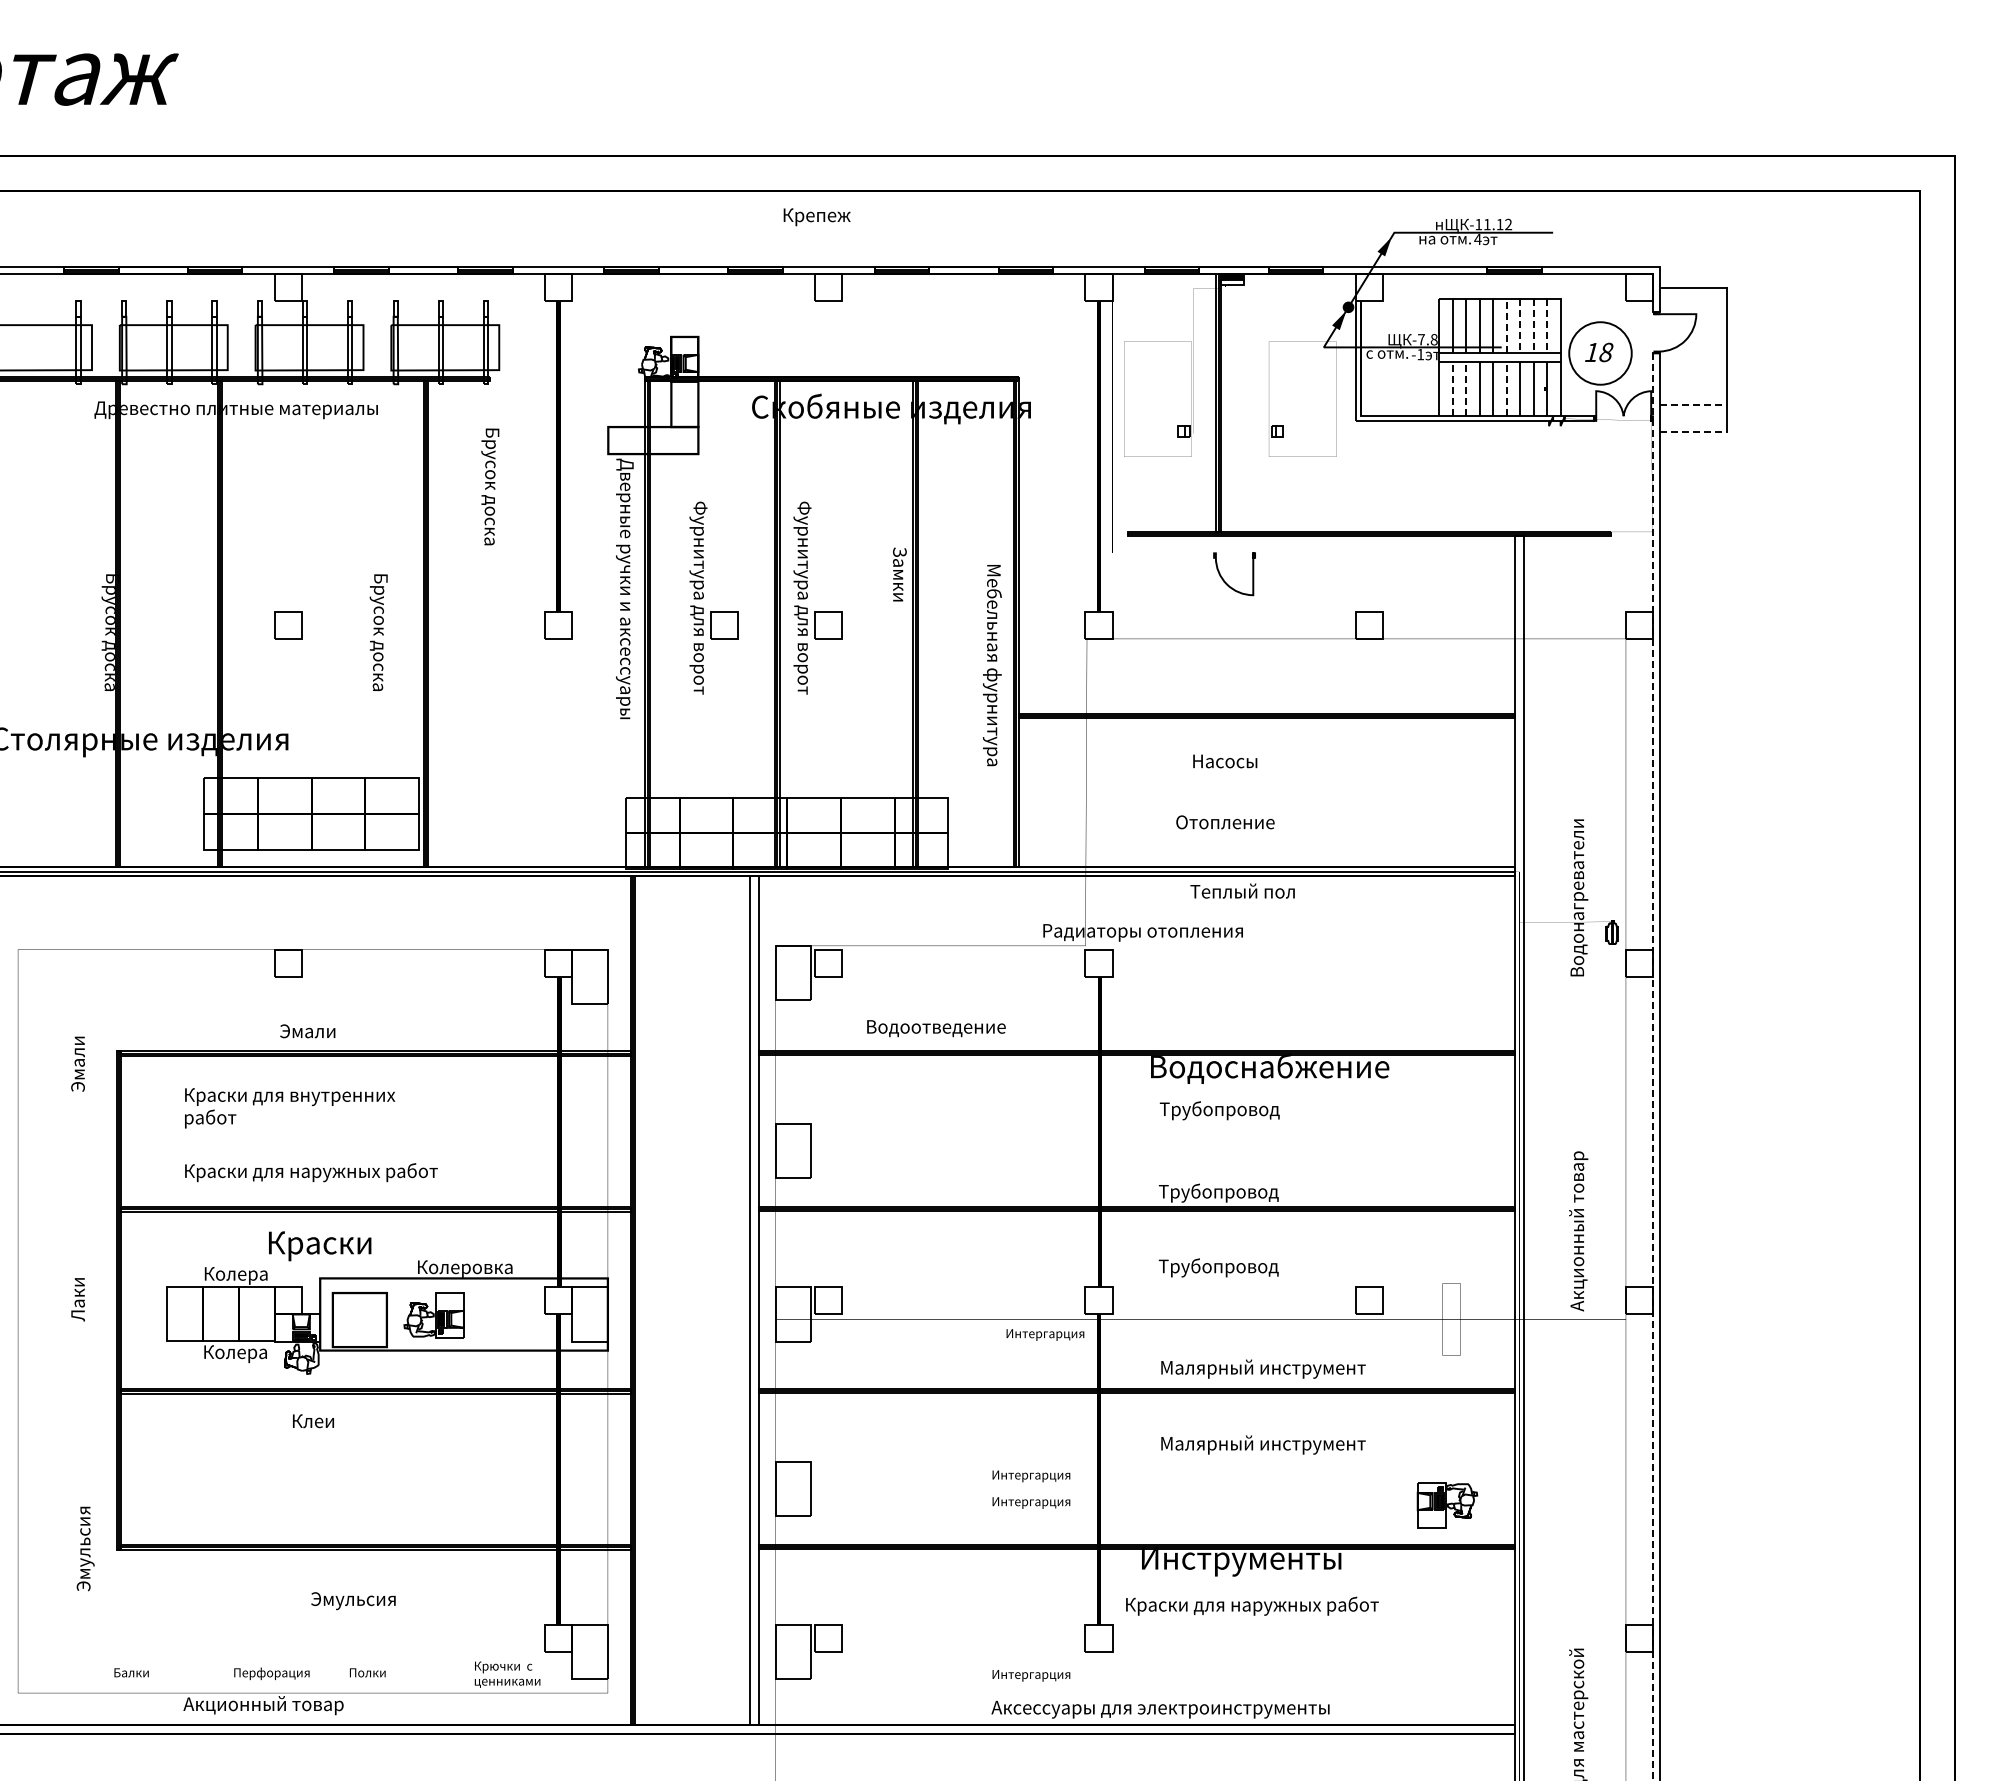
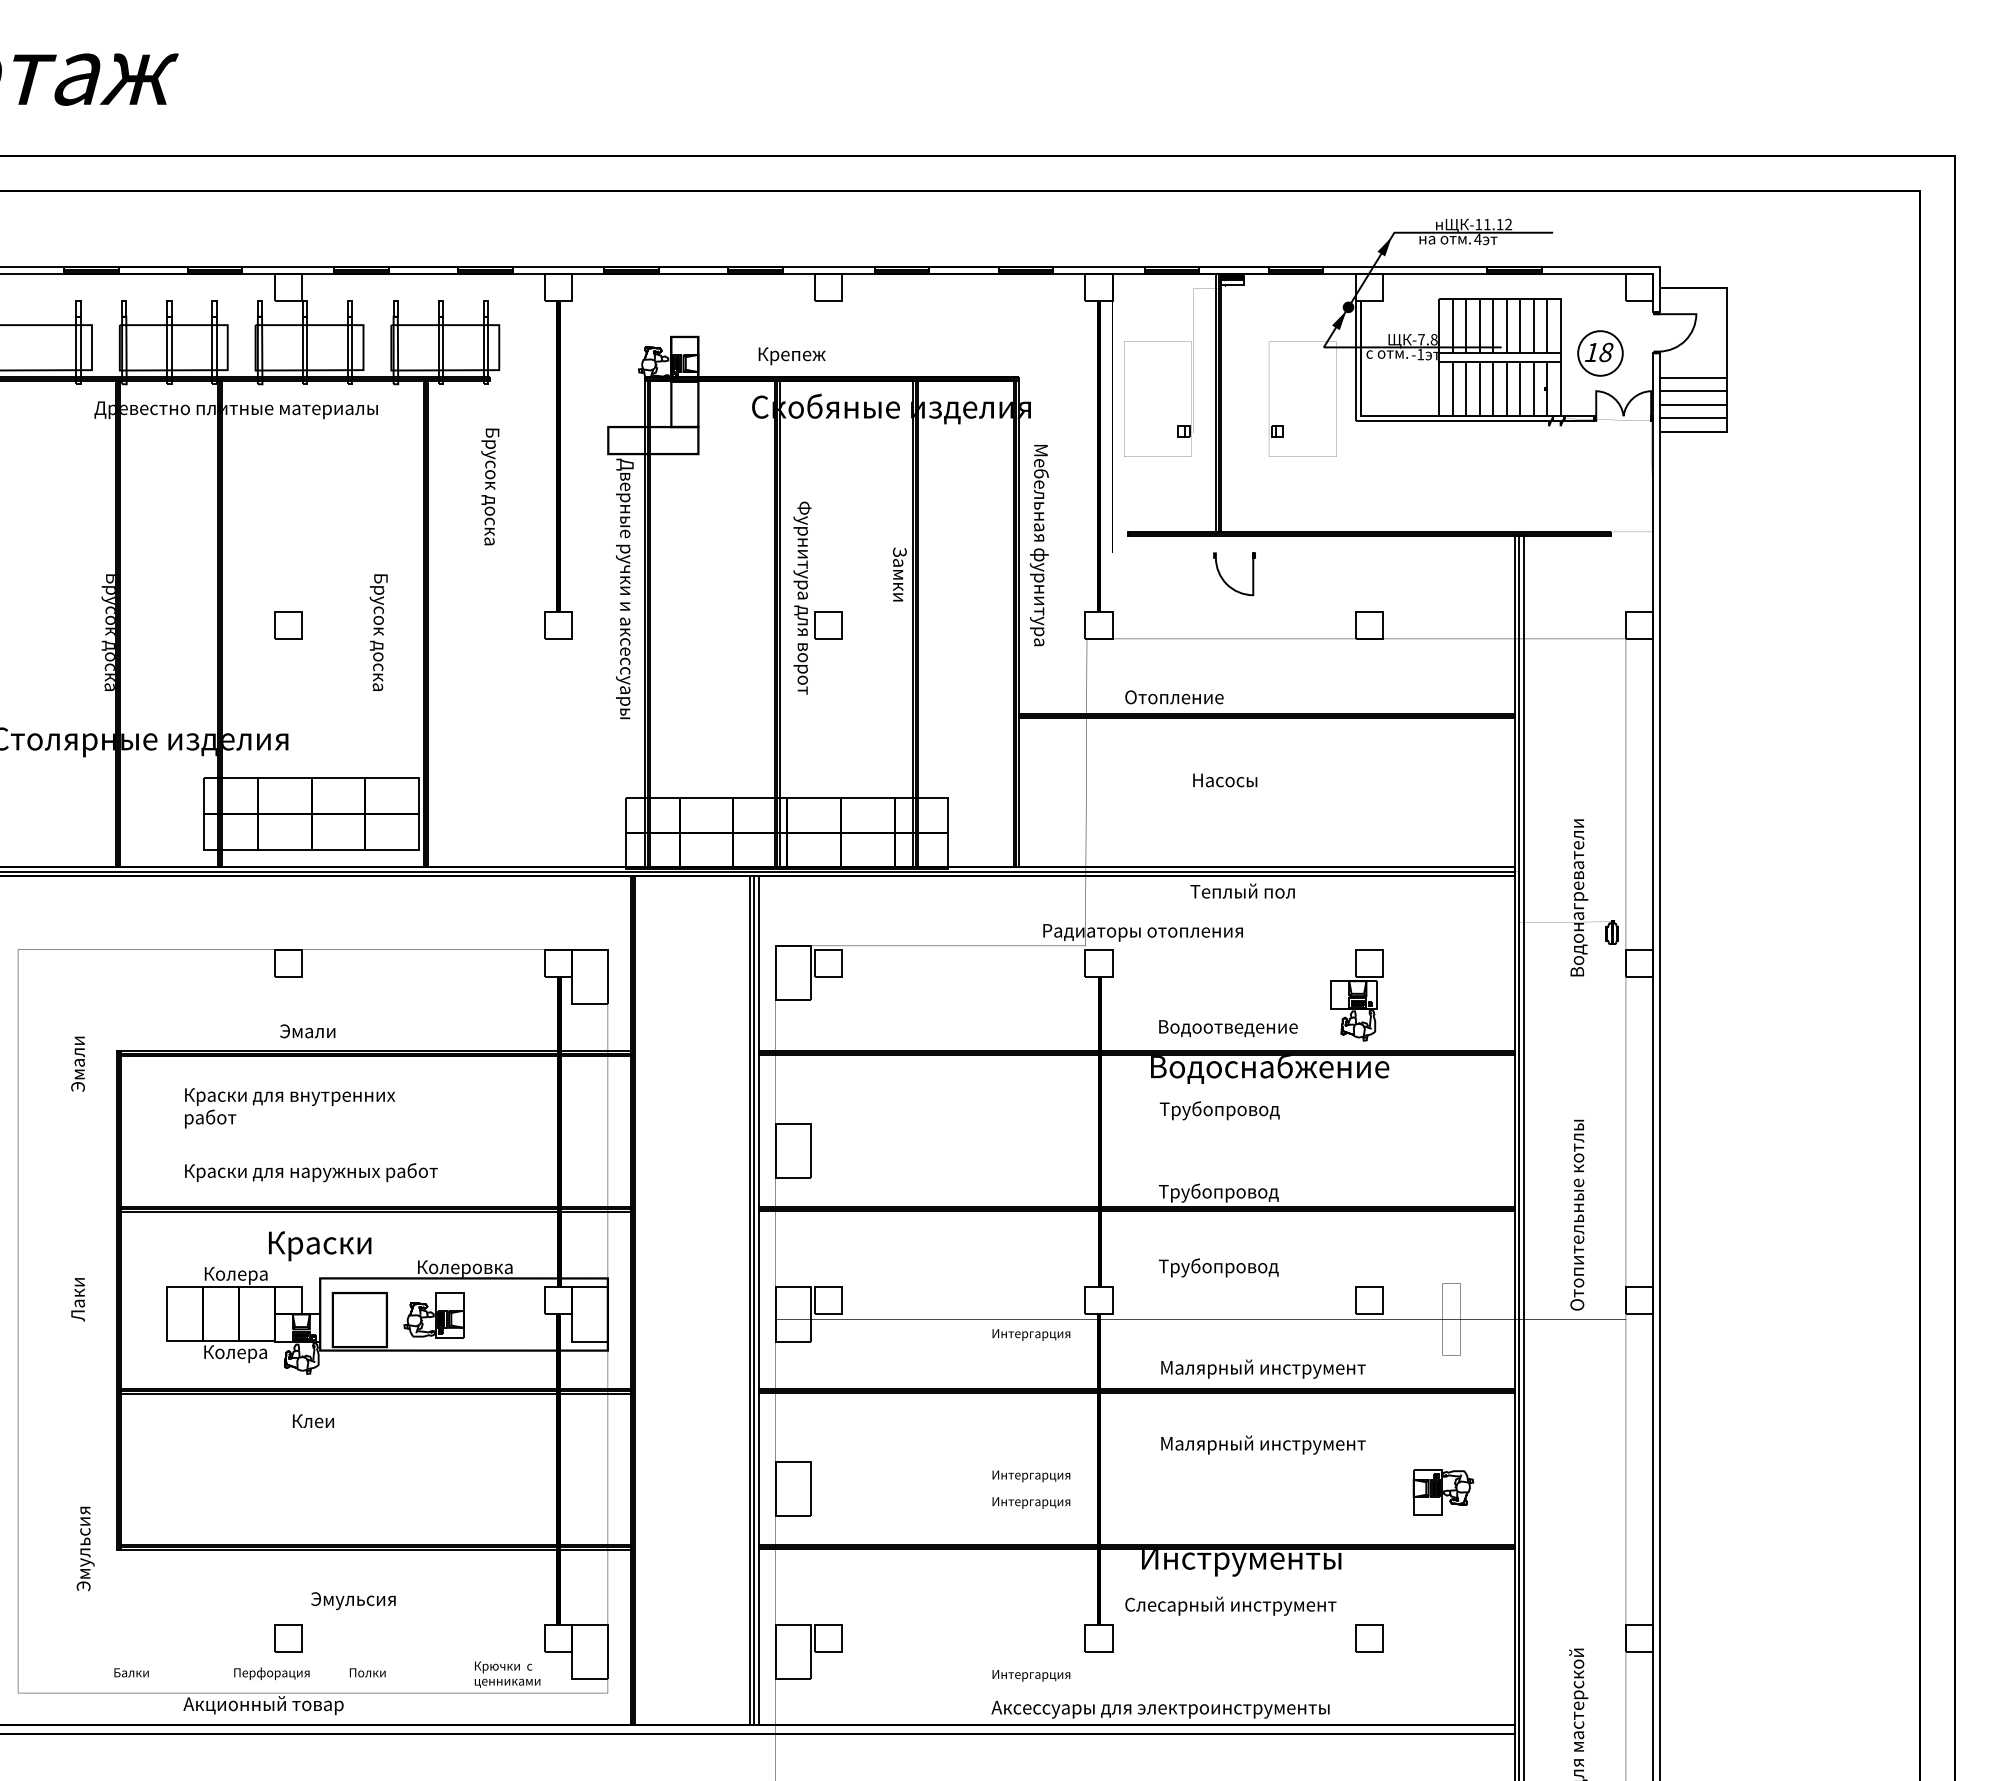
text position: (816, 217) -> (791, 356) (791, 356)
line: dashed -> solid (1506, 325)
line: dashed -> solid (1520, 326)
line: dashed -> solid (1533, 326)
line: dashed -> solid (1547, 326)
circle diameter: 63 px -> 45 px (1600, 353)
line: none -> present (1693, 377)
line: dashed -> solid (1452, 388)
line: dashed -> solid (1466, 388)
line: dashed -> solid (1506, 388)
line: none -> present (1693, 391)
line: dashed -> solid (1693, 404)
line: none -> present (1693, 418)
line: dashed -> solid (1693, 431)
part: present -> none (703, 597)
text position: (991, 665) -> (1038, 545) (1038, 545)
text position: (1225, 761) -> (1225, 780) (1225, 780)
text position: (1225, 822) -> (1174, 697) (1174, 697)
part: none -> present (1356, 995)
text position: (936, 1028) -> (1228, 1028) (1228, 1028)
line: dashed -> solid (1652, 1067)
line: none -> present (1519, 1156)
text: Акционный товар -> Отопительные котлы (1578, 1215)
line: none -> present (754, 1300)
text position: (1045, 1334) -> (1031, 1334) (1031, 1334)
part position: (1447, 1505) -> (1443, 1492) (1443, 1492)
text: Краски для наружных работ -> Слесарный инструмент (1251, 1605)
part: none -> present (288, 1638)
part: none -> present (1369, 1638)
